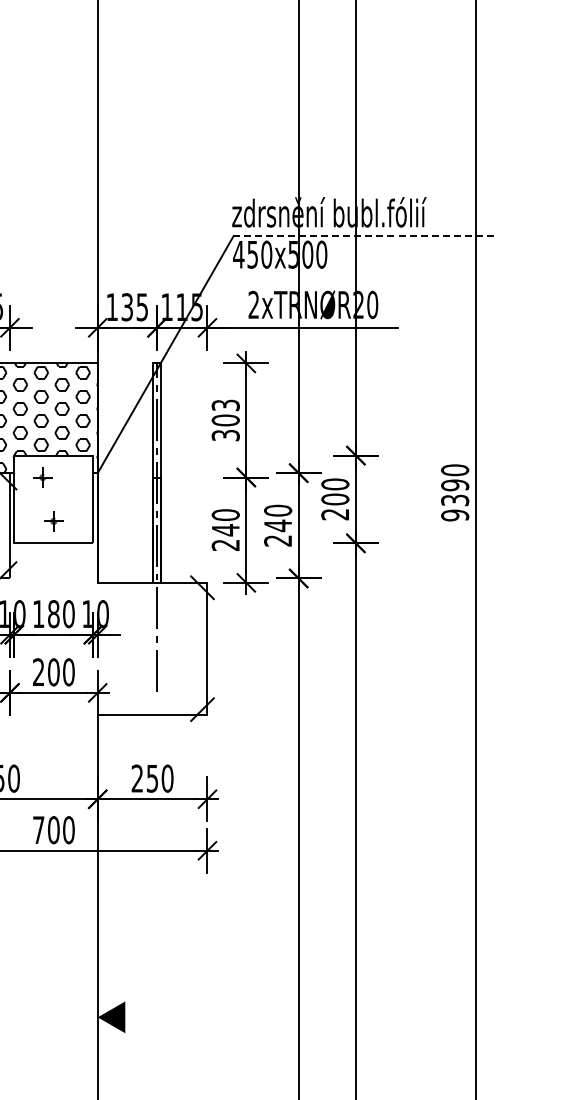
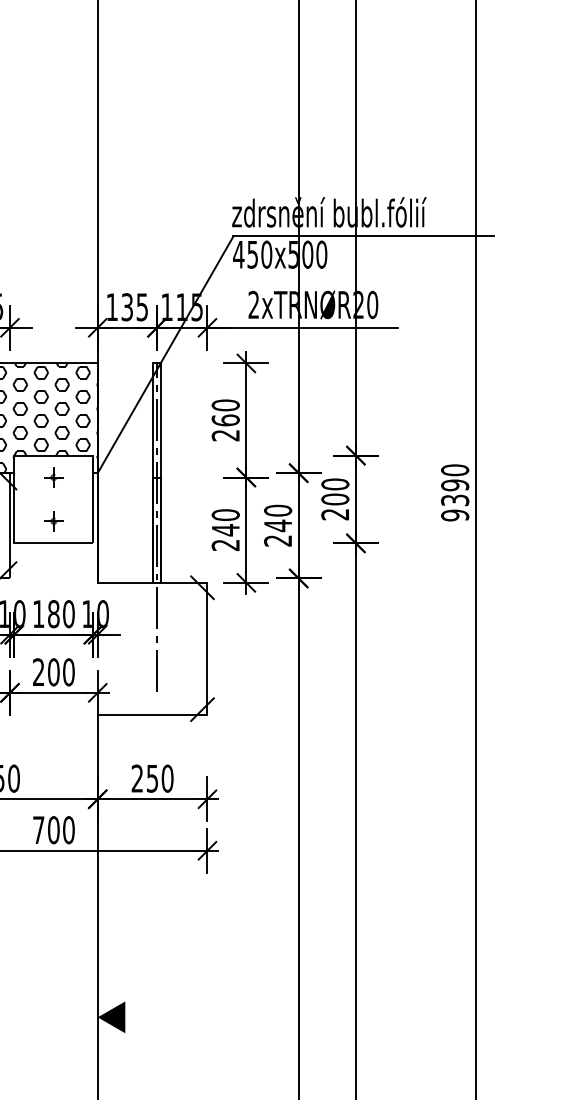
line: dashed -> solid (364, 236)
text: 303 -> 260 (225, 420)
part position: (42, 477) -> (53, 477) (53, 477)
